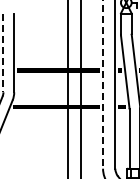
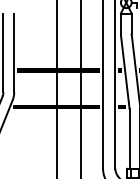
line: dashed -> solid (3, 53)
line: dashed -> solid (103, 85)
line position: (67, 88) -> (56, 88) (56, 88)
